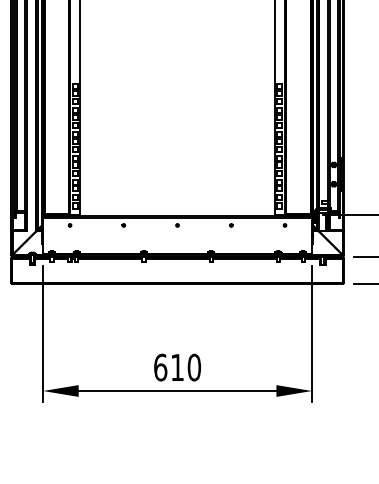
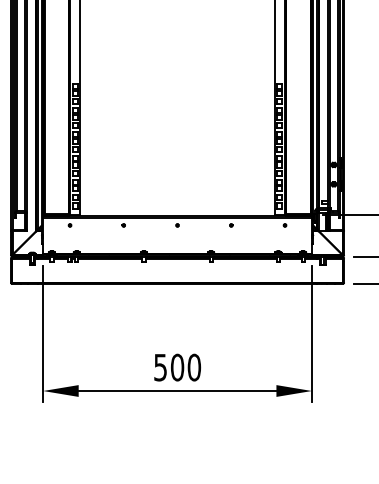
text: 610 -> 500 (169, 367)
